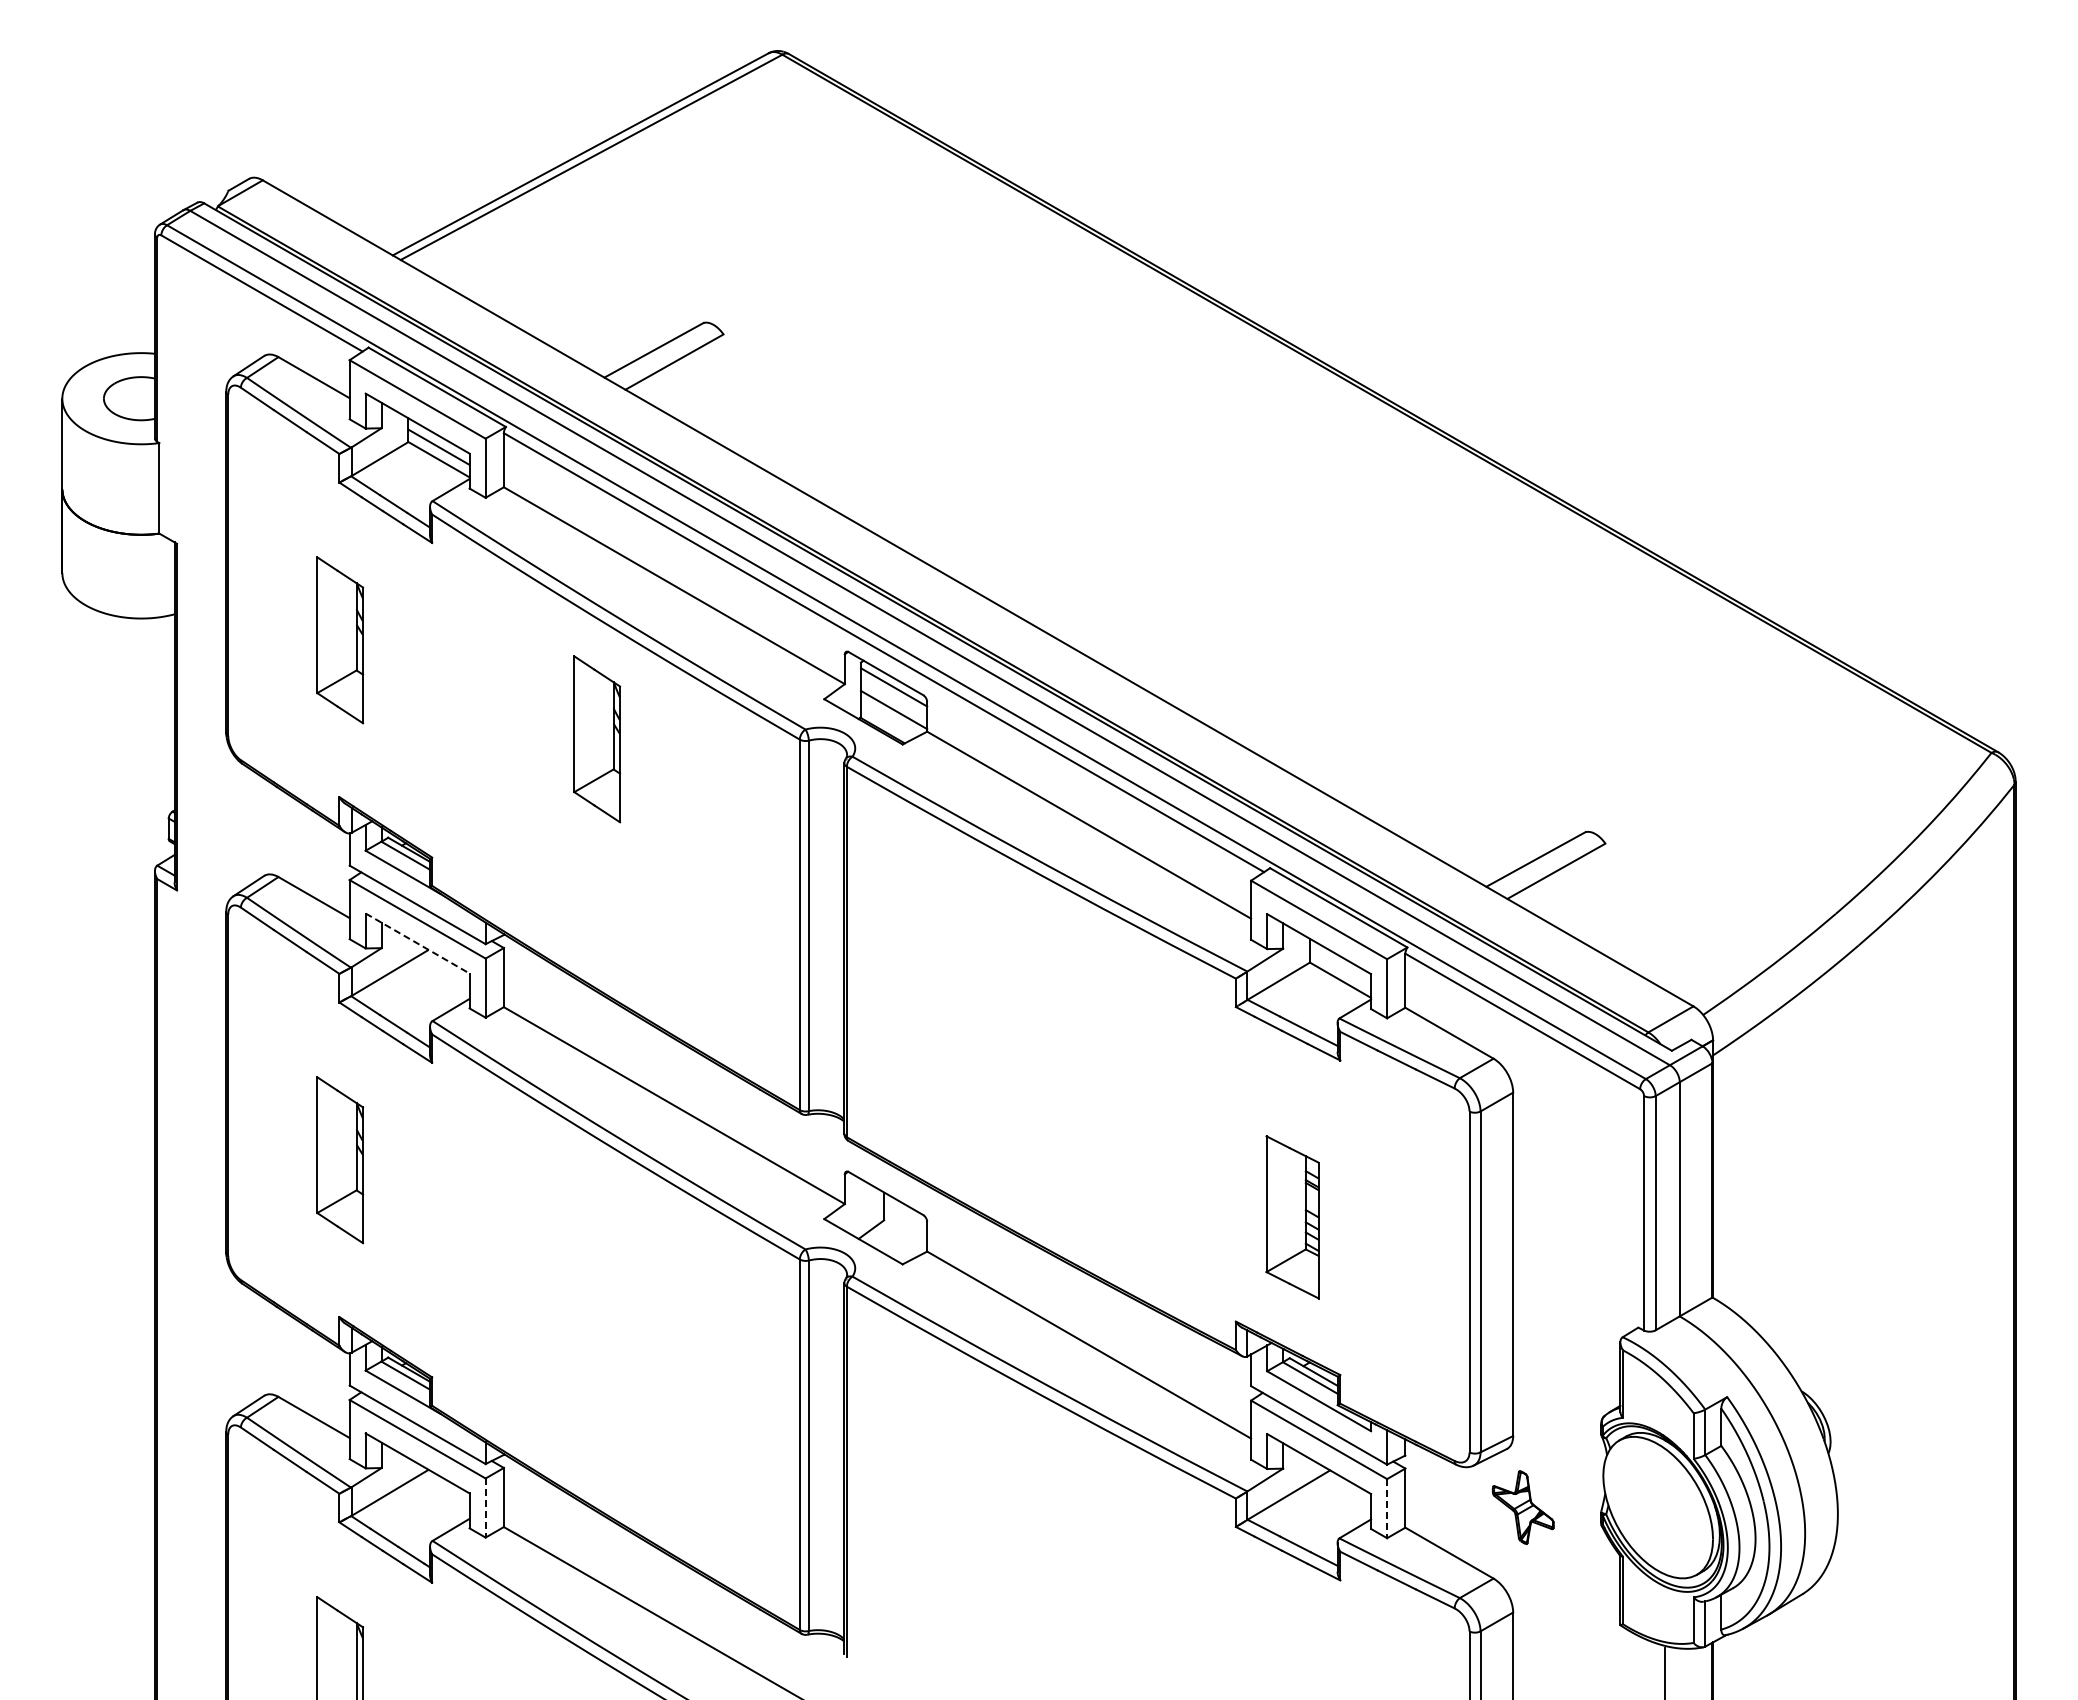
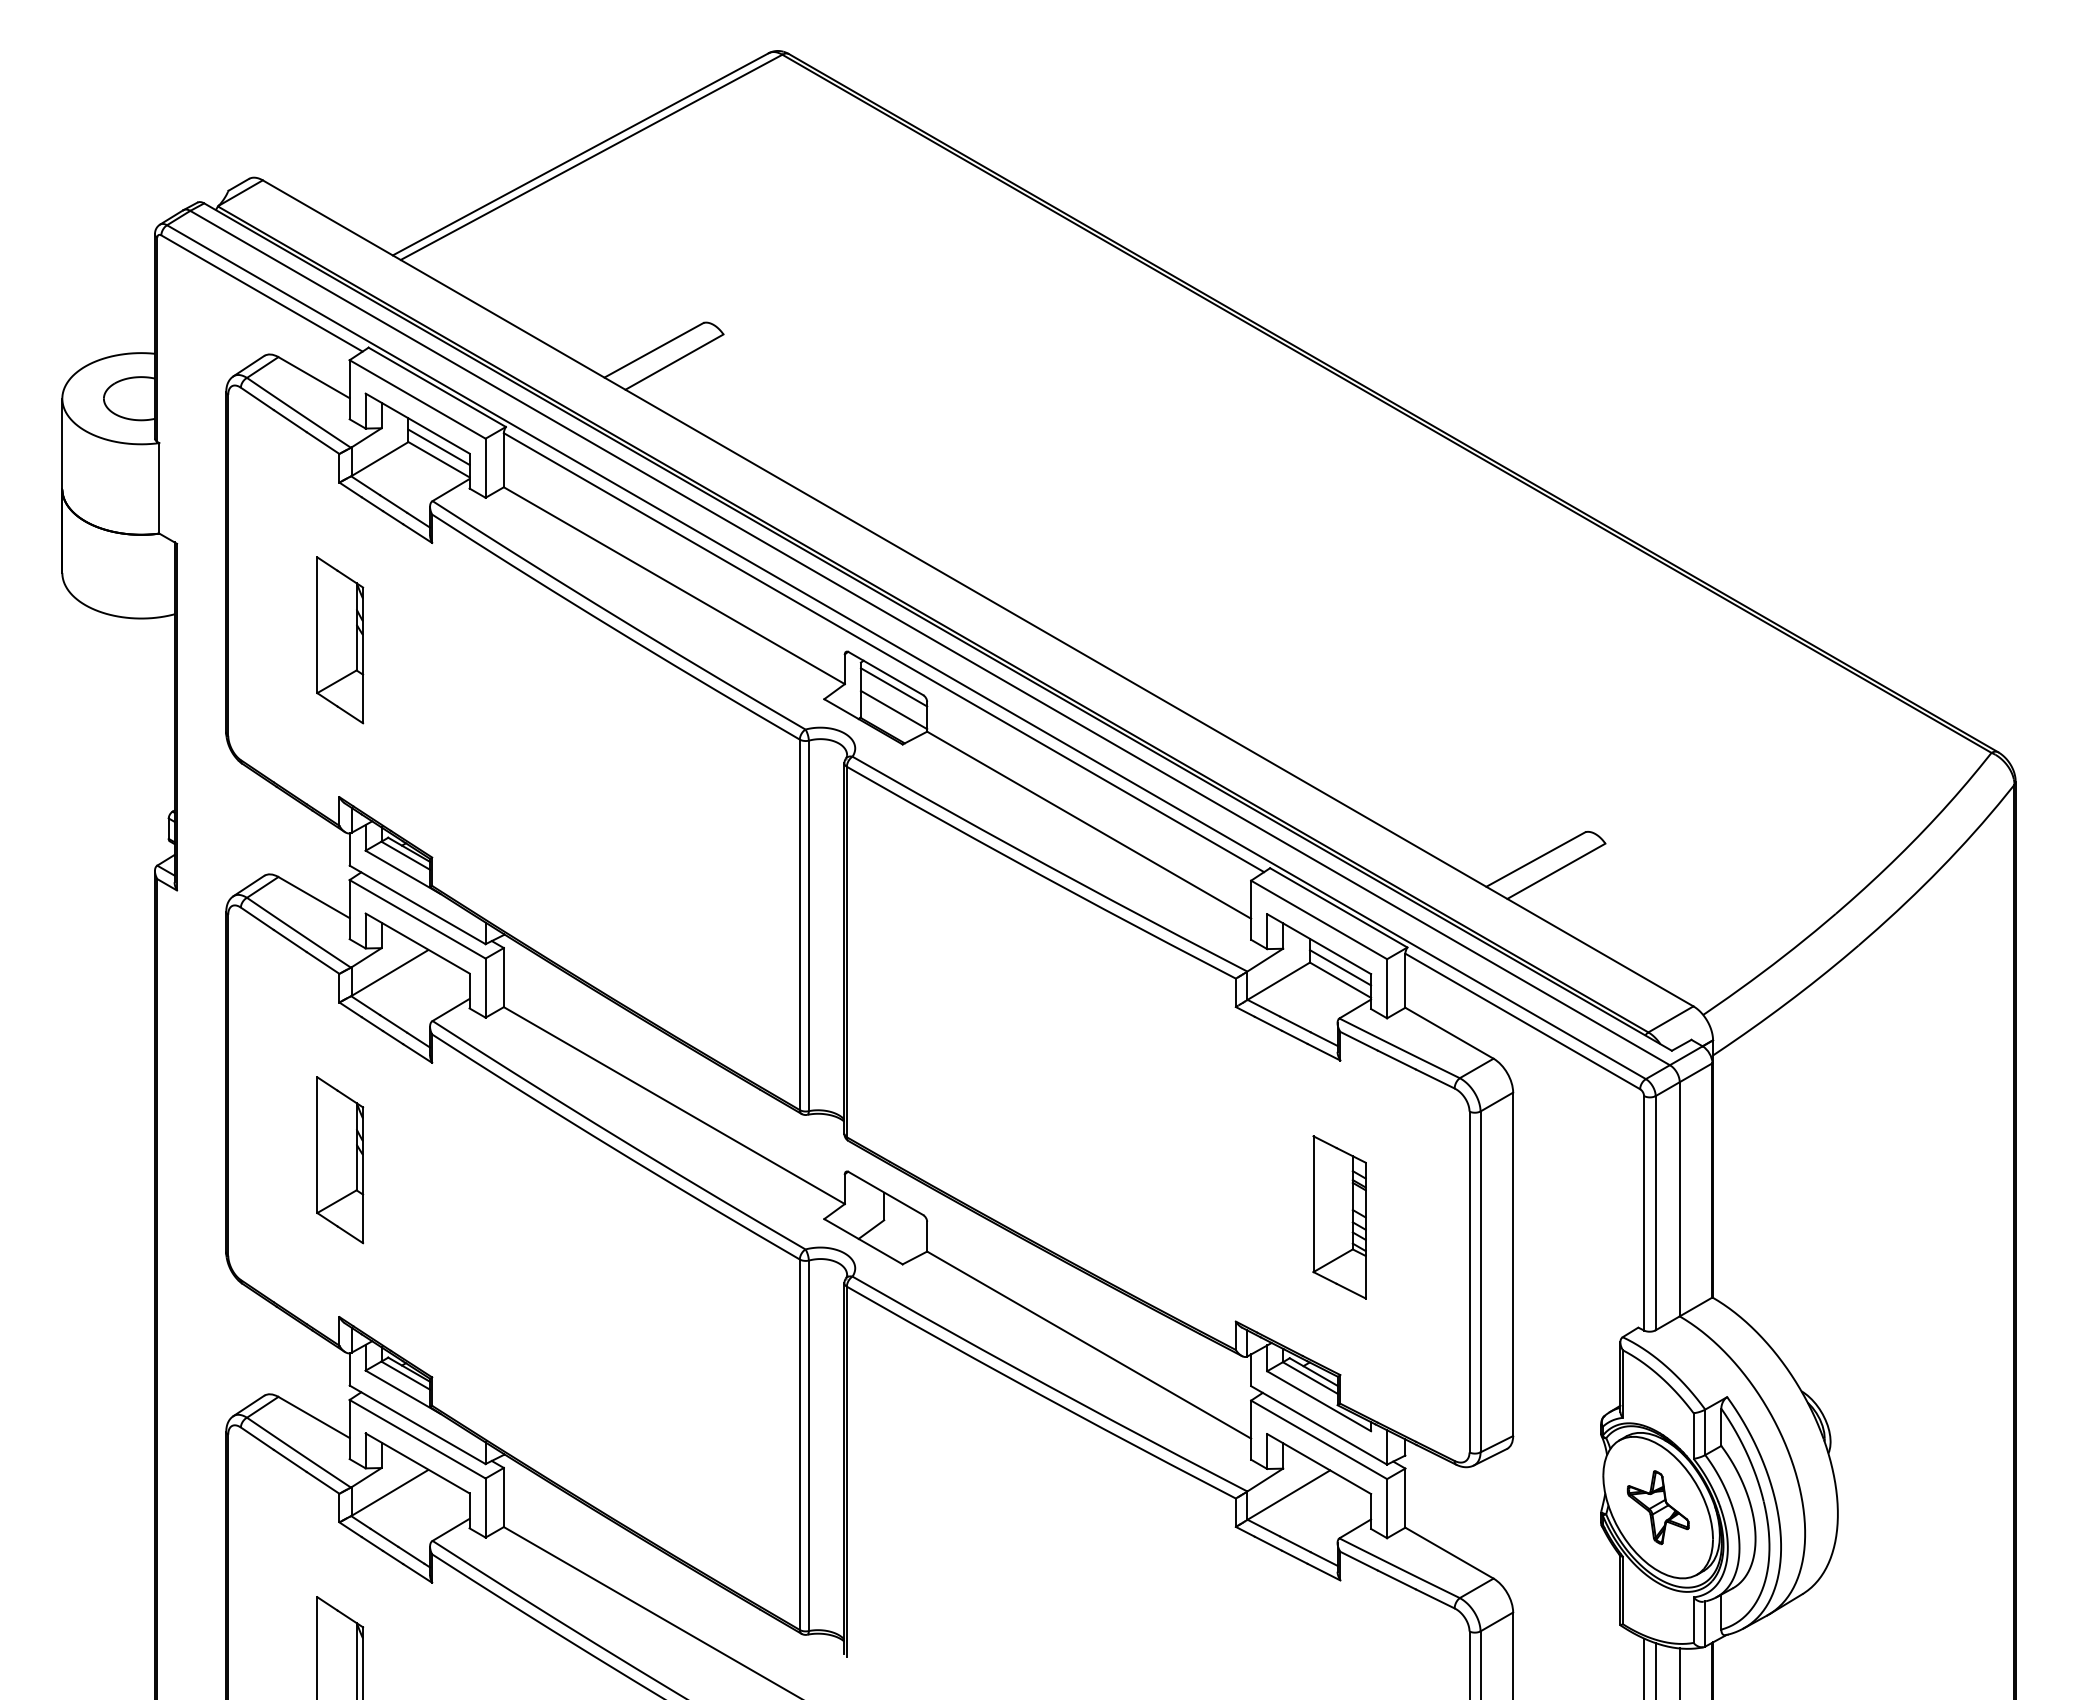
part: present -> none (597, 739)
line: dashed -> solid (417, 943)
line: none -> present (1340, 967)
part position: (1292, 1217) -> (1339, 1217) (1339, 1217)
part position: (1522, 1507) -> (1657, 1507) (1657, 1507)
line: dashed -> solid (485, 1508)
line: dashed -> solid (1387, 1508)
line: none -> present (1644, 1667)
line: none -> present (1655, 1669)
line position: (1664, 1672) -> (1679, 1672) (1679, 1672)
